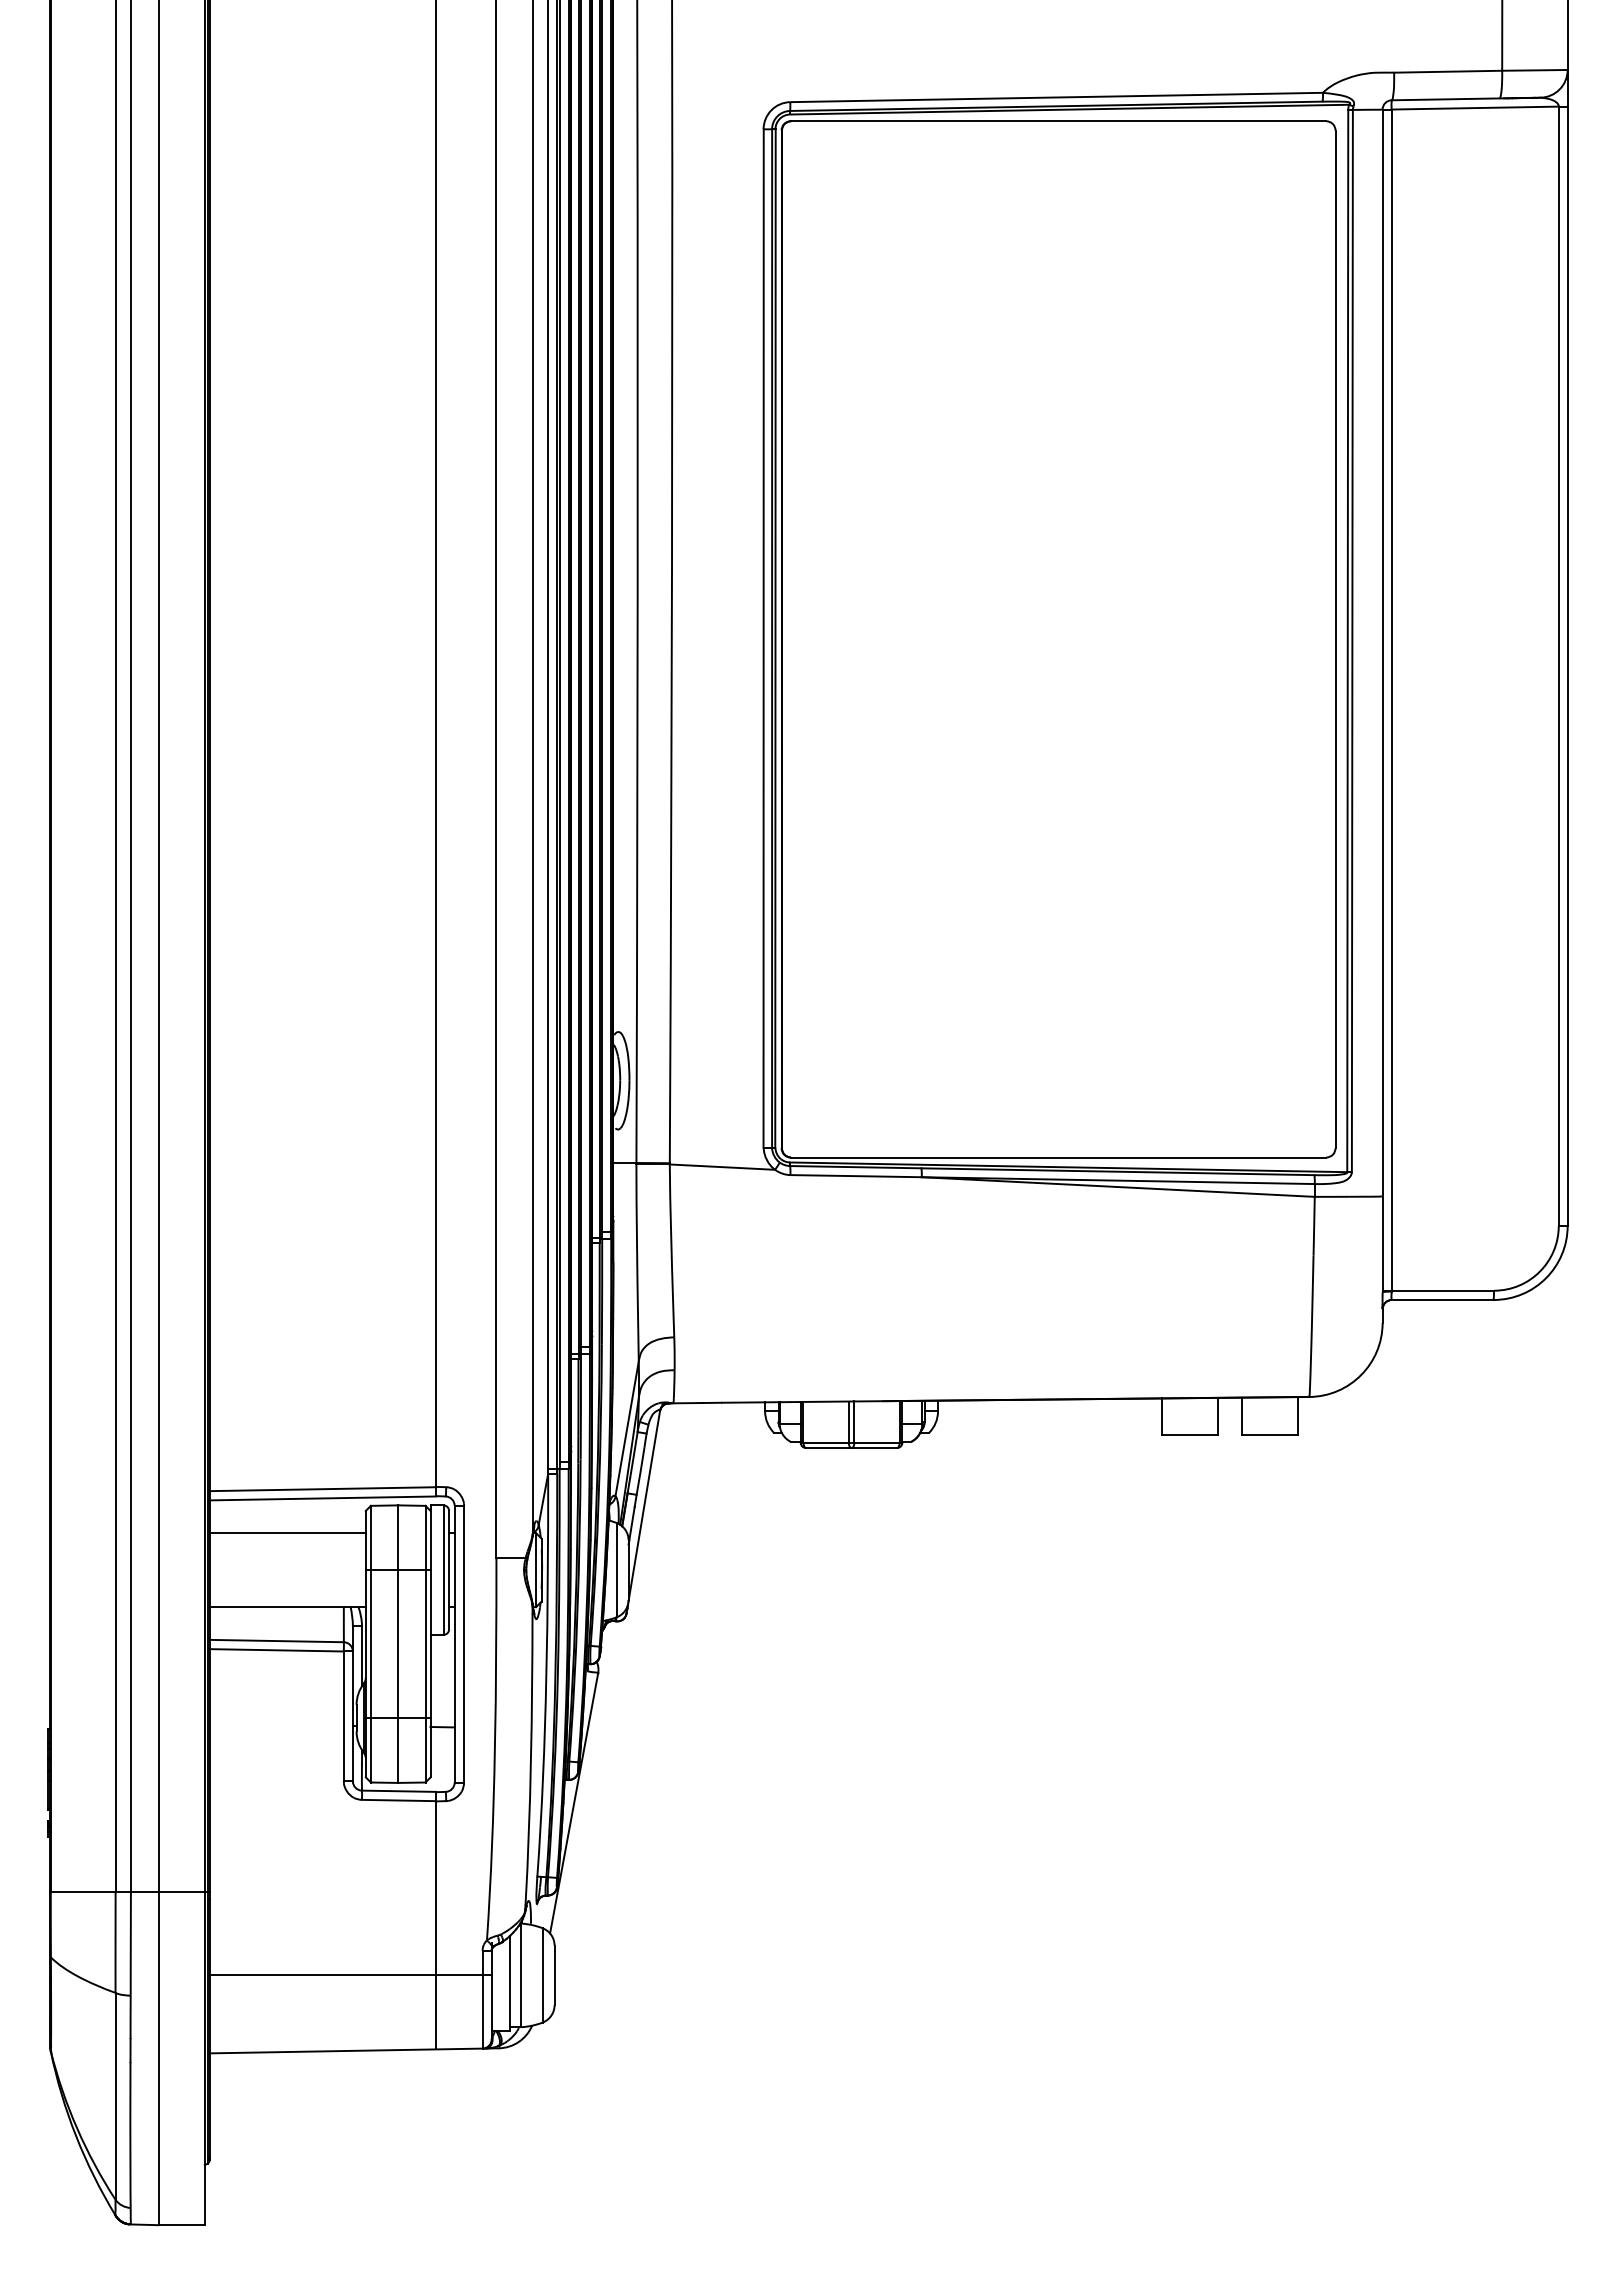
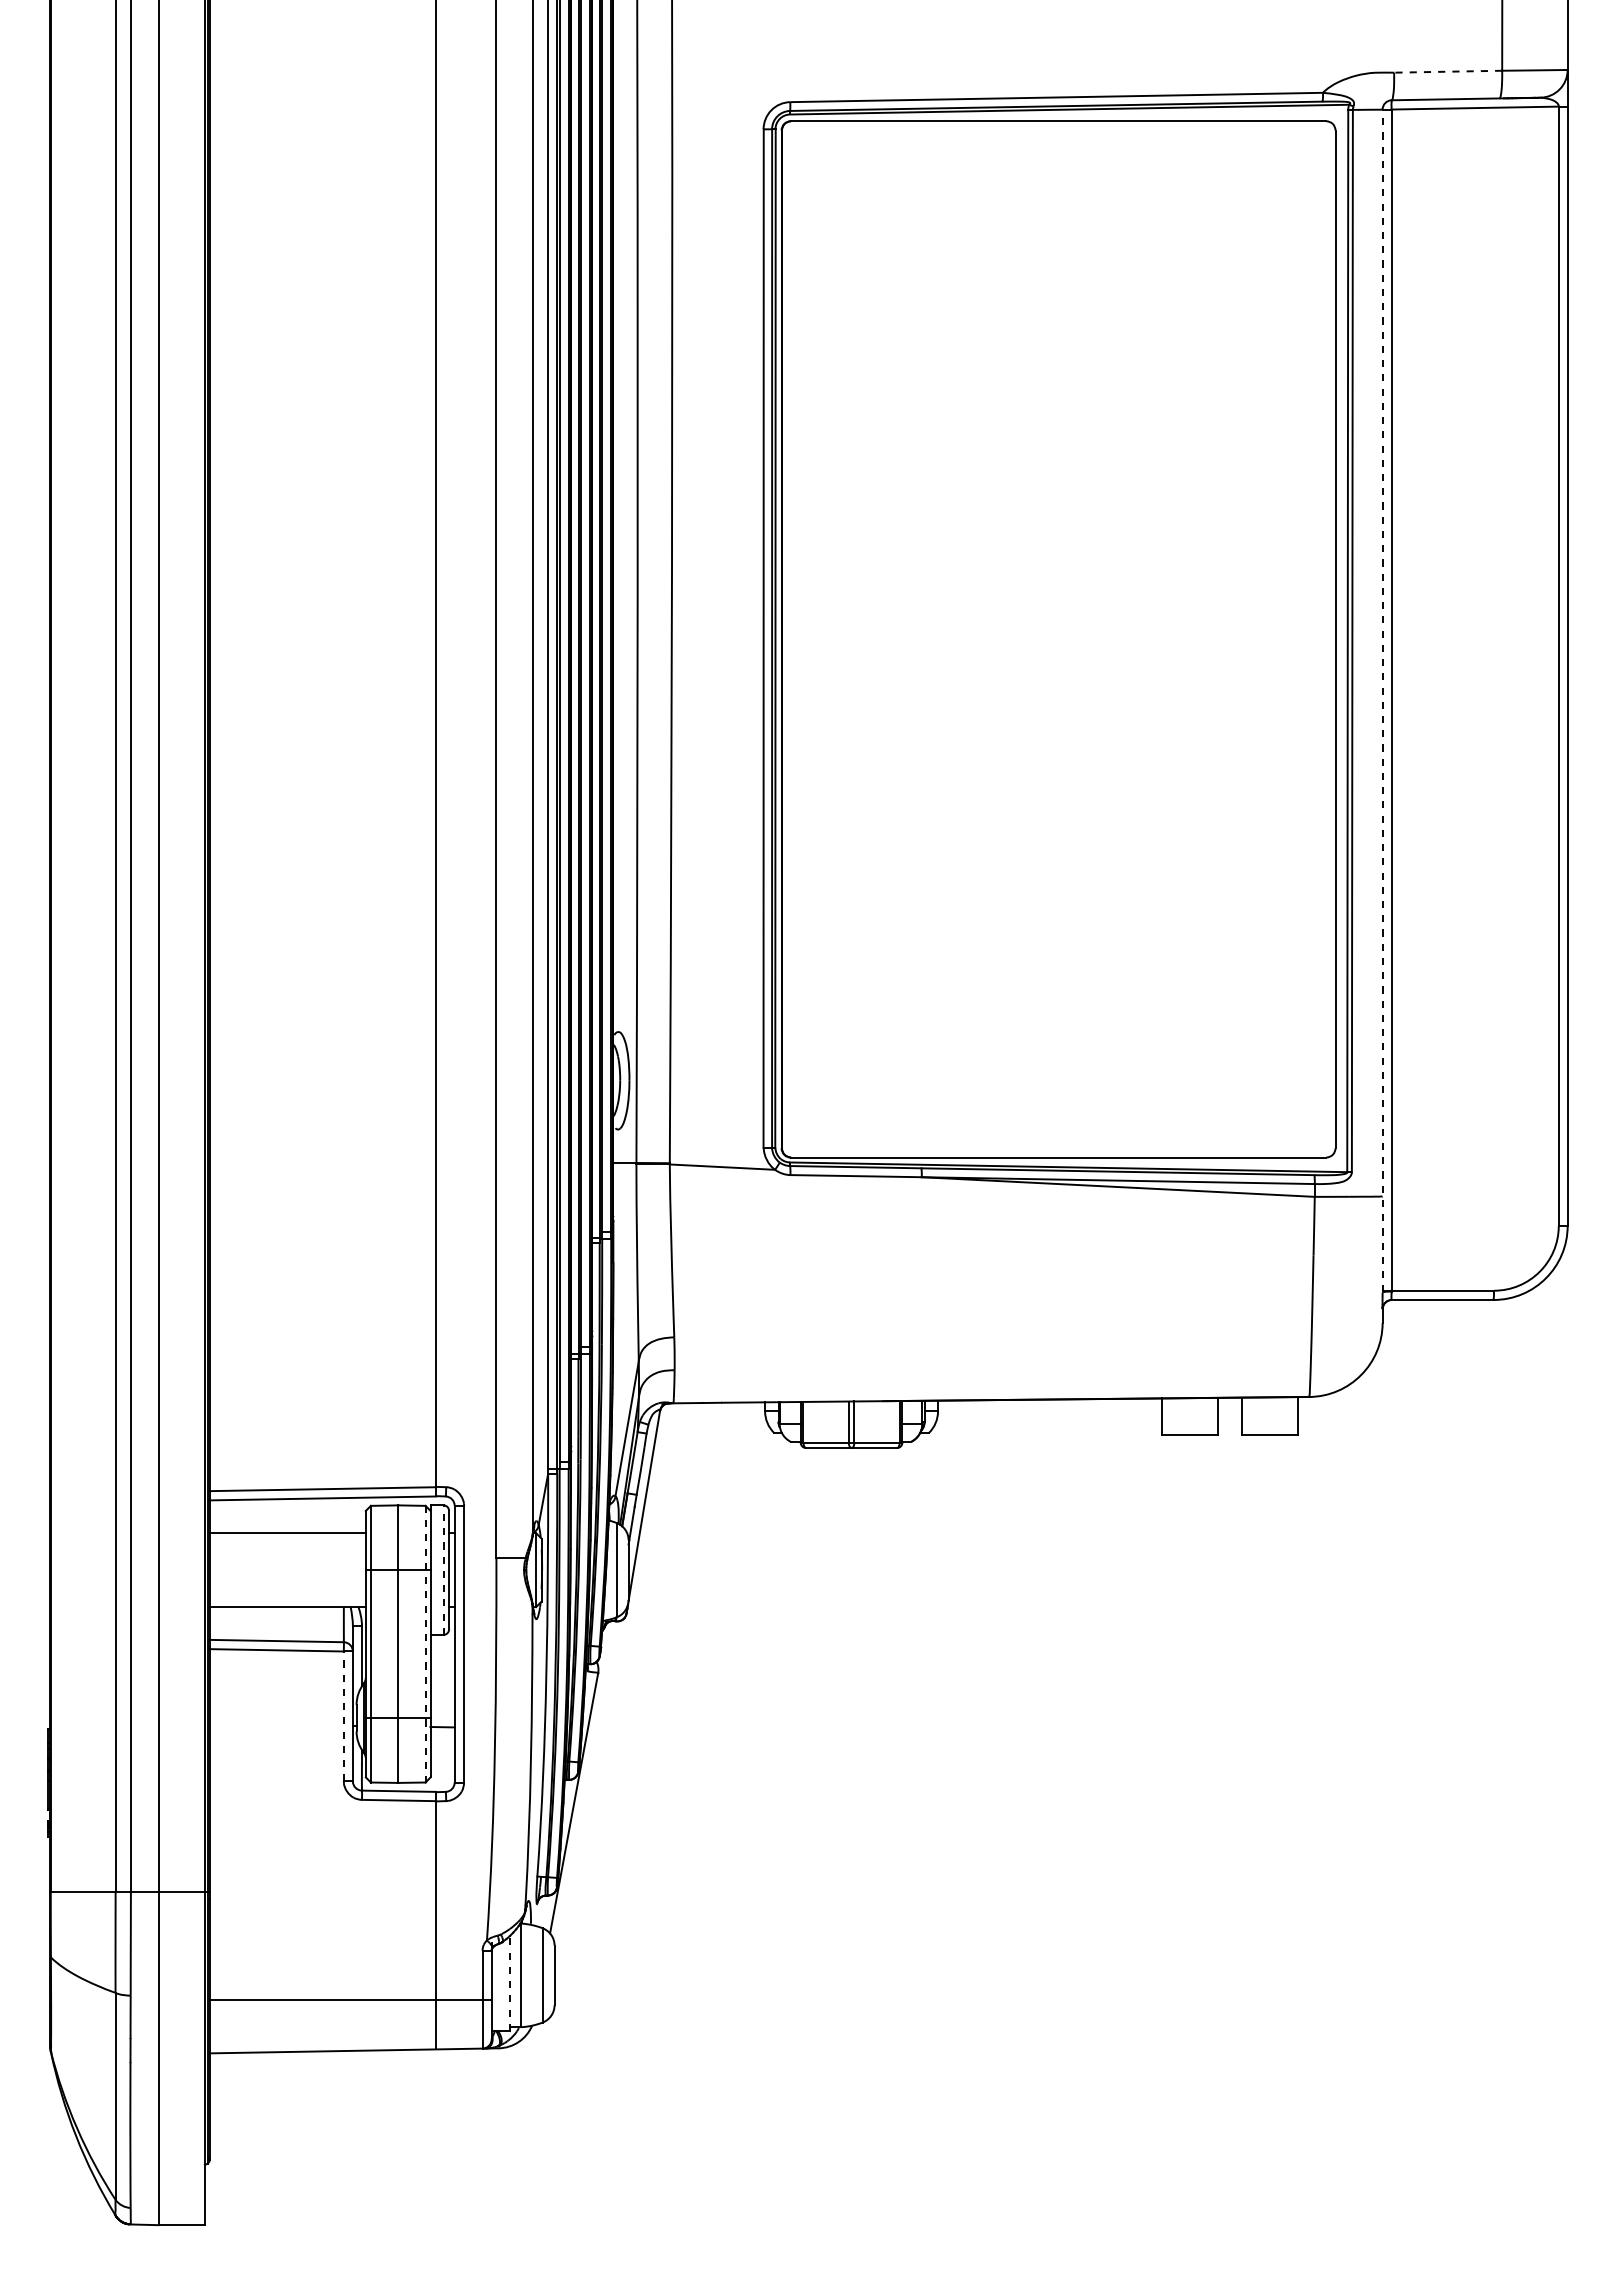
line: solid -> dashed (1447, 71)
line: solid -> dashed (1382, 700)
line: solid -> dashed (443, 1570)
line: solid -> dashed (425, 1644)
line: solid -> dashed (343, 1716)
line position: (350, 1975) -> (350, 2000) (350, 2000)
line: solid -> dashed (510, 1983)
